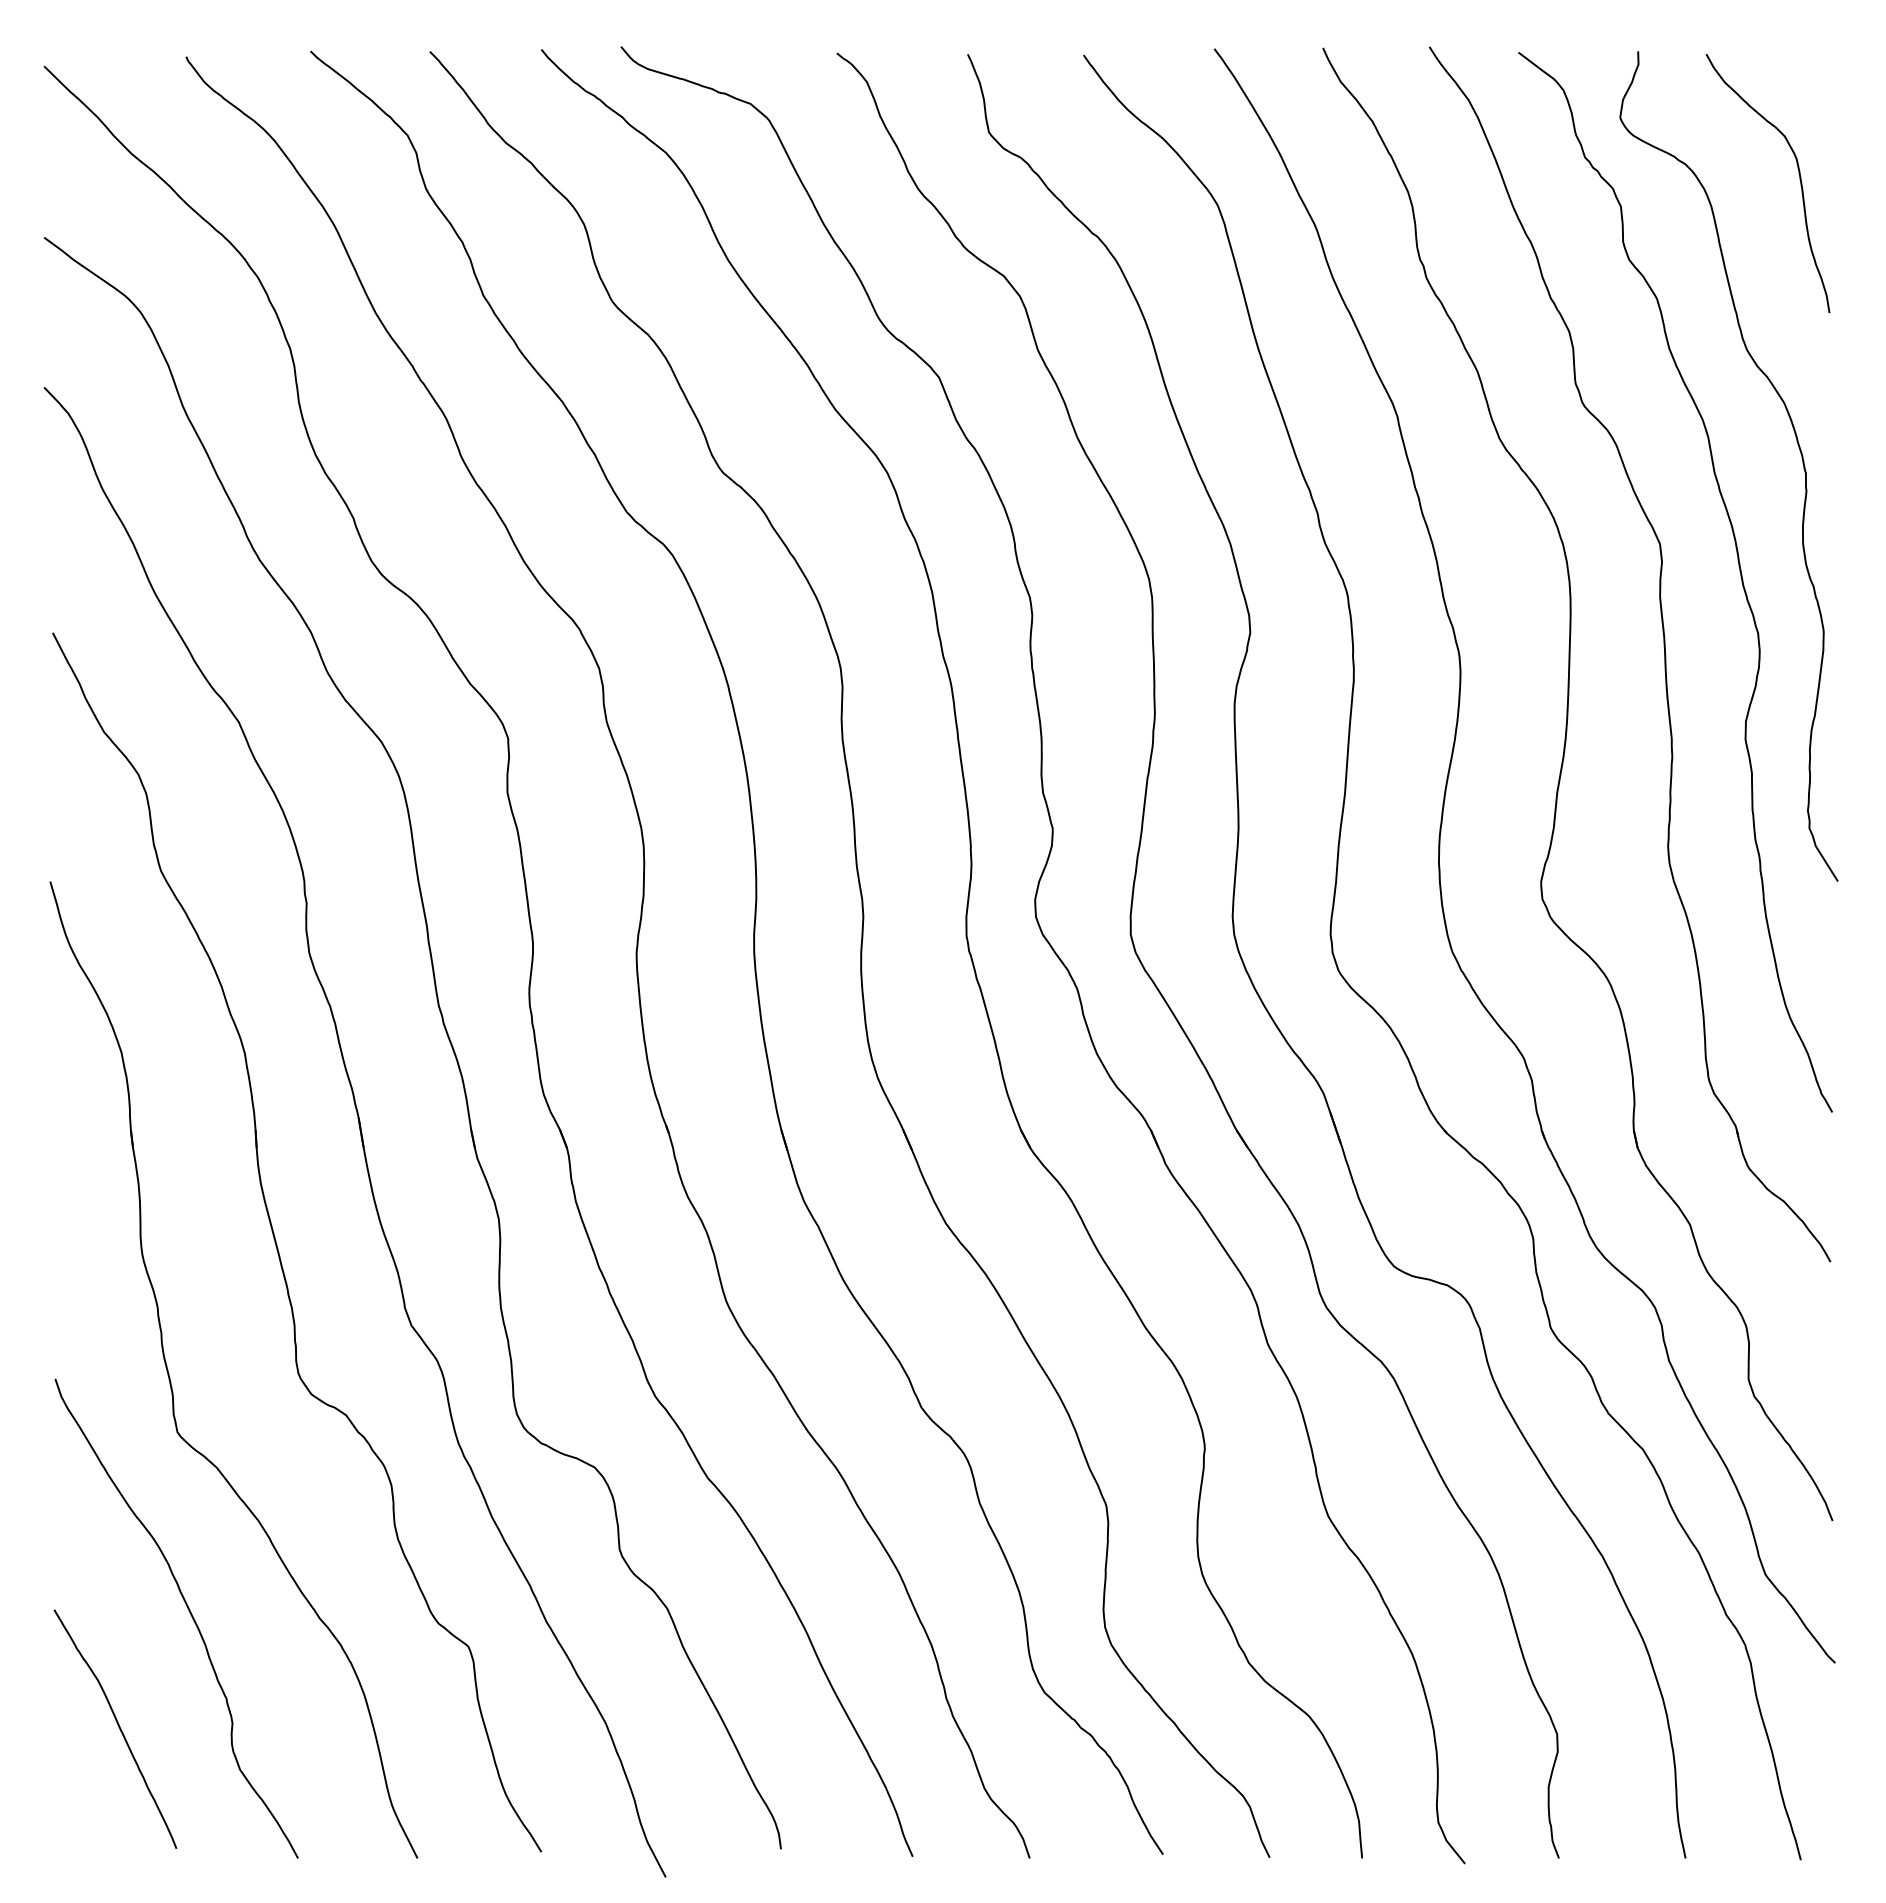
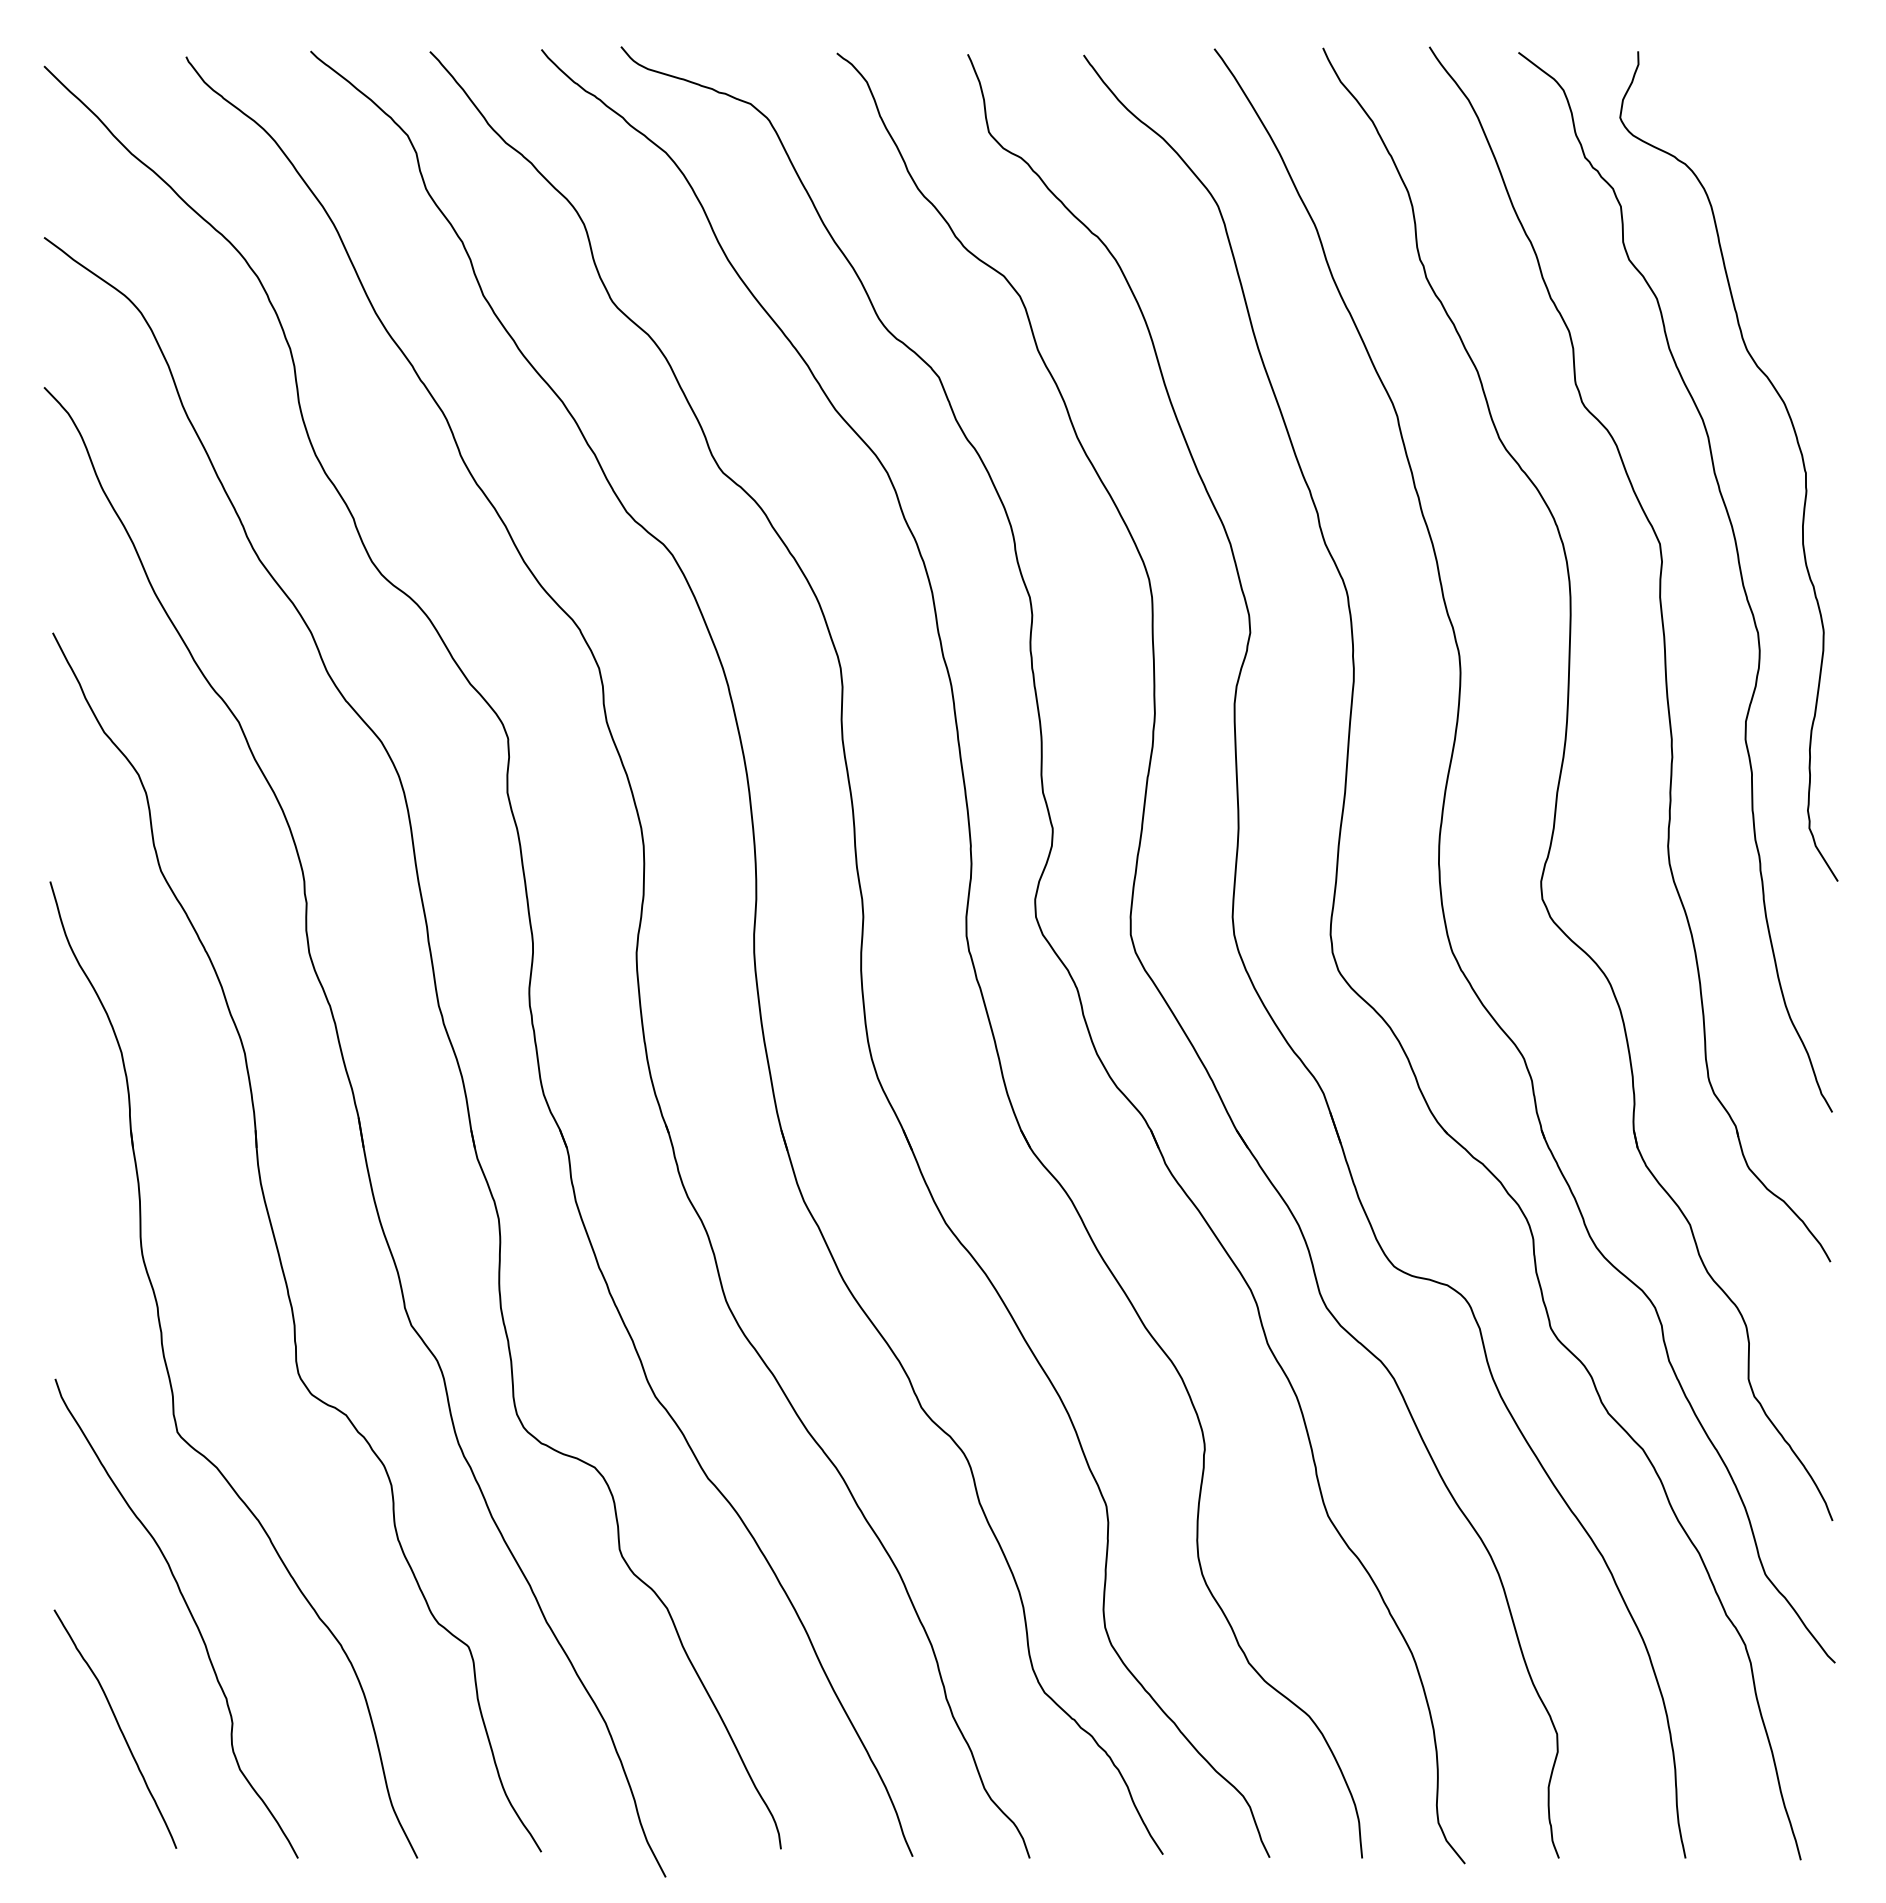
curve: present -> none (1799, 180)
